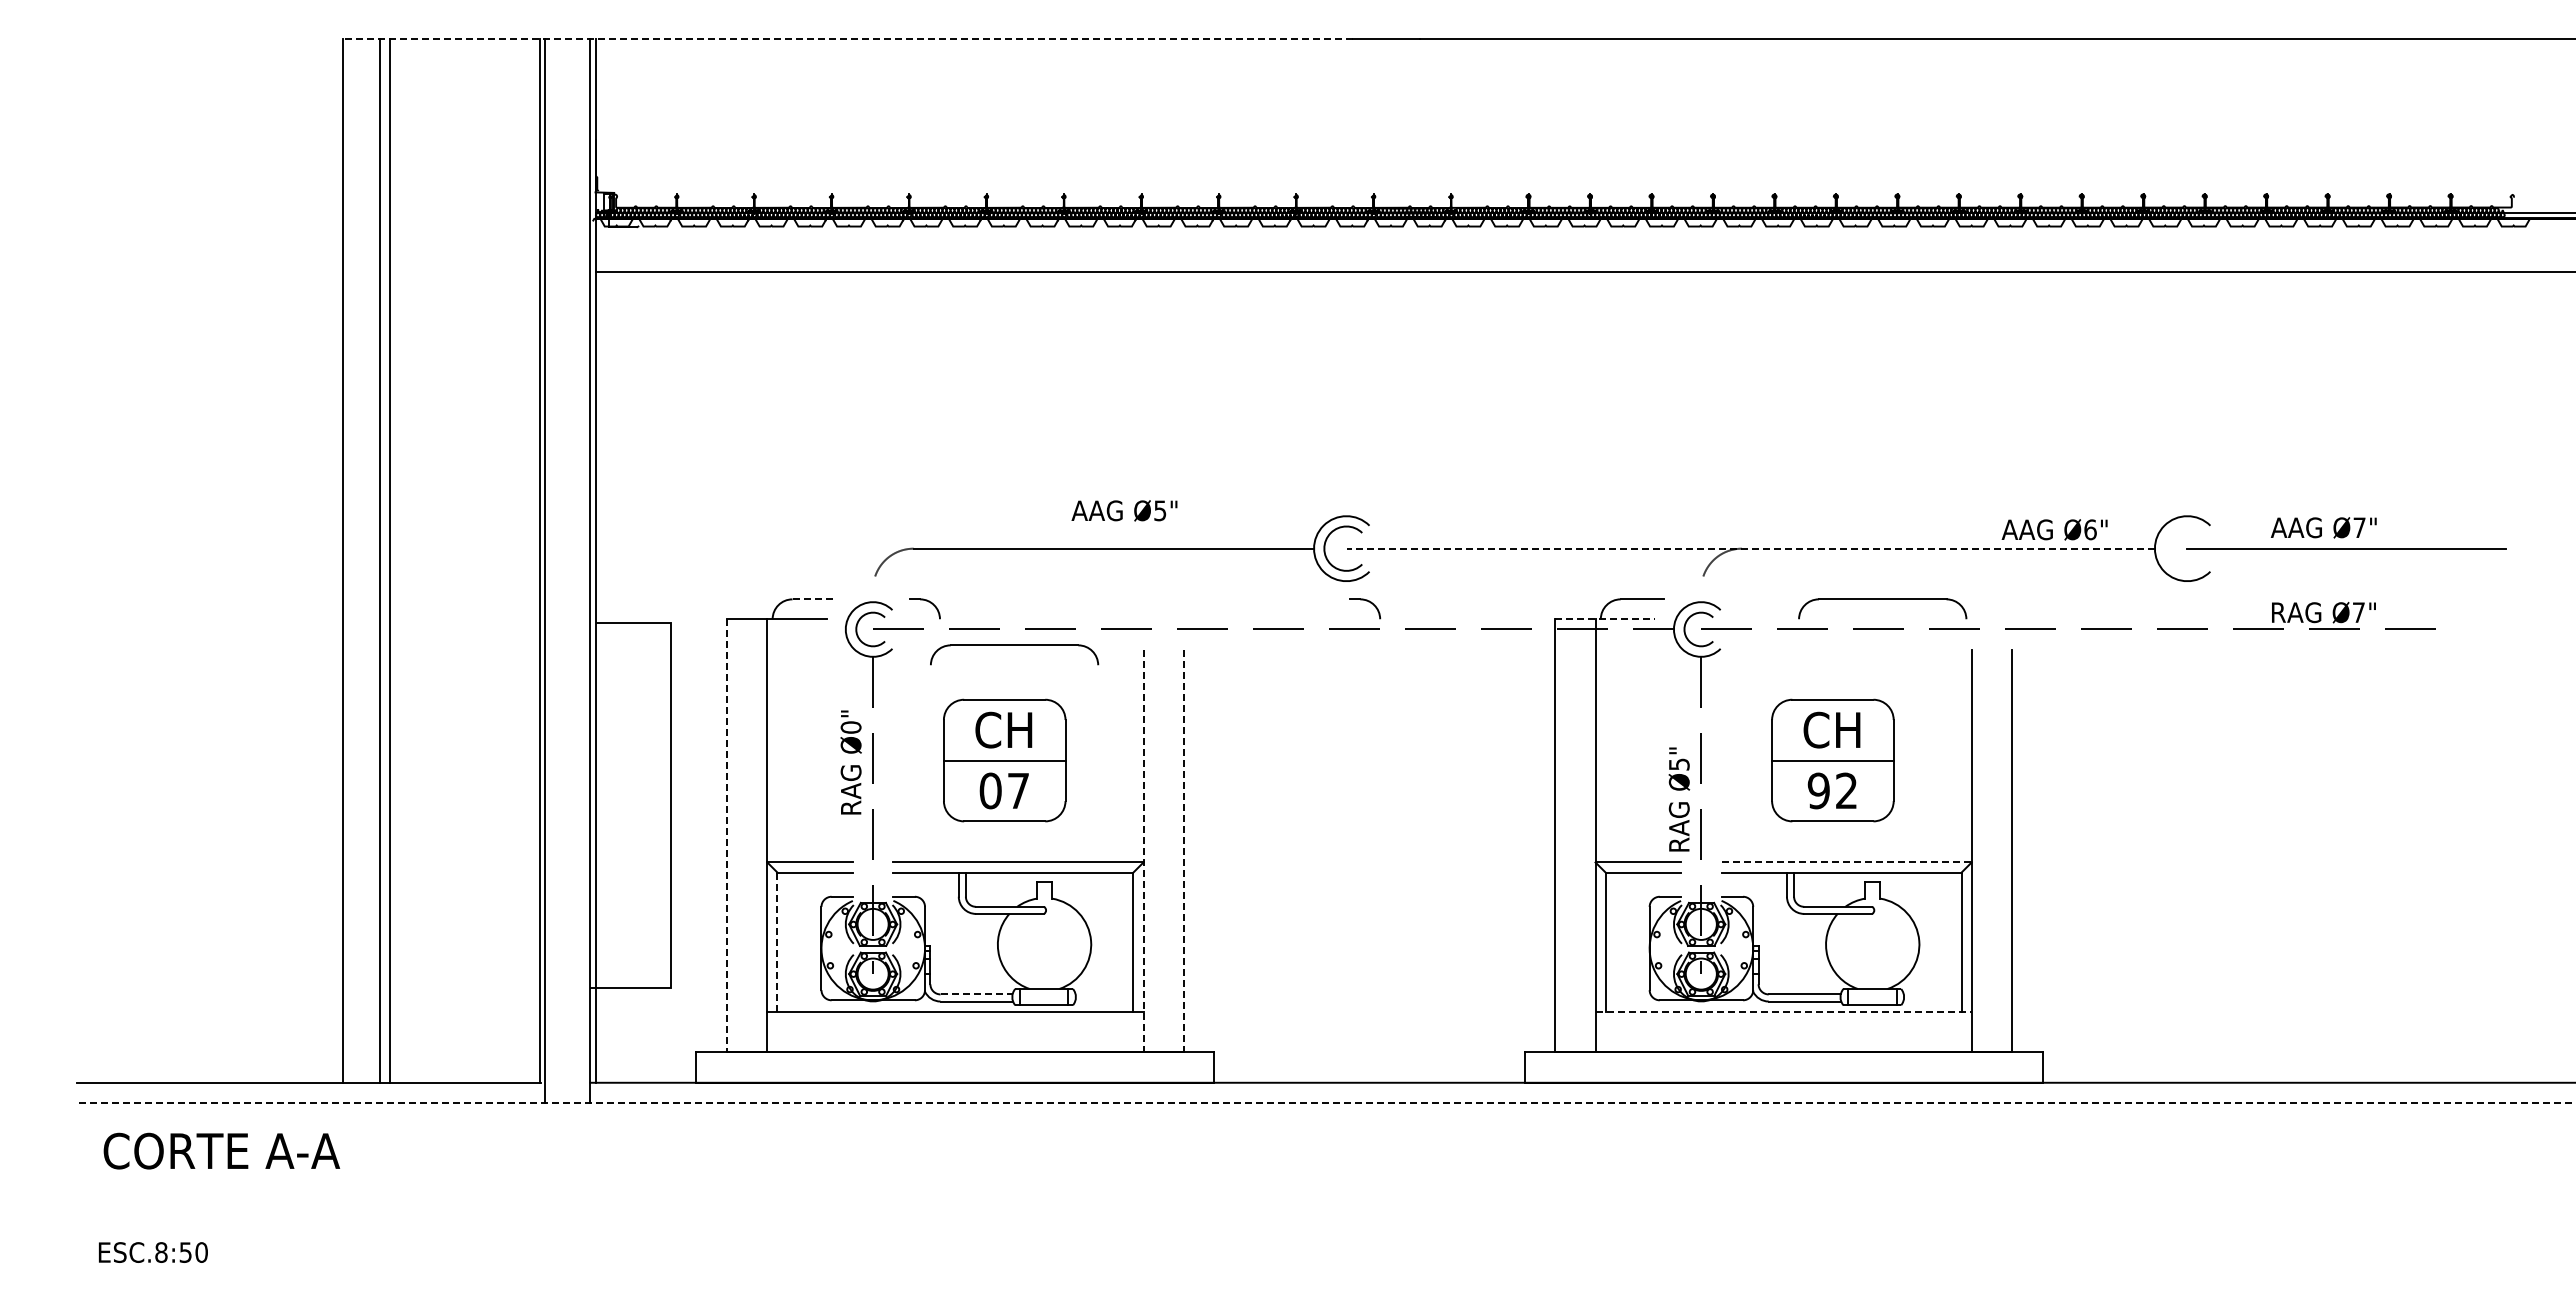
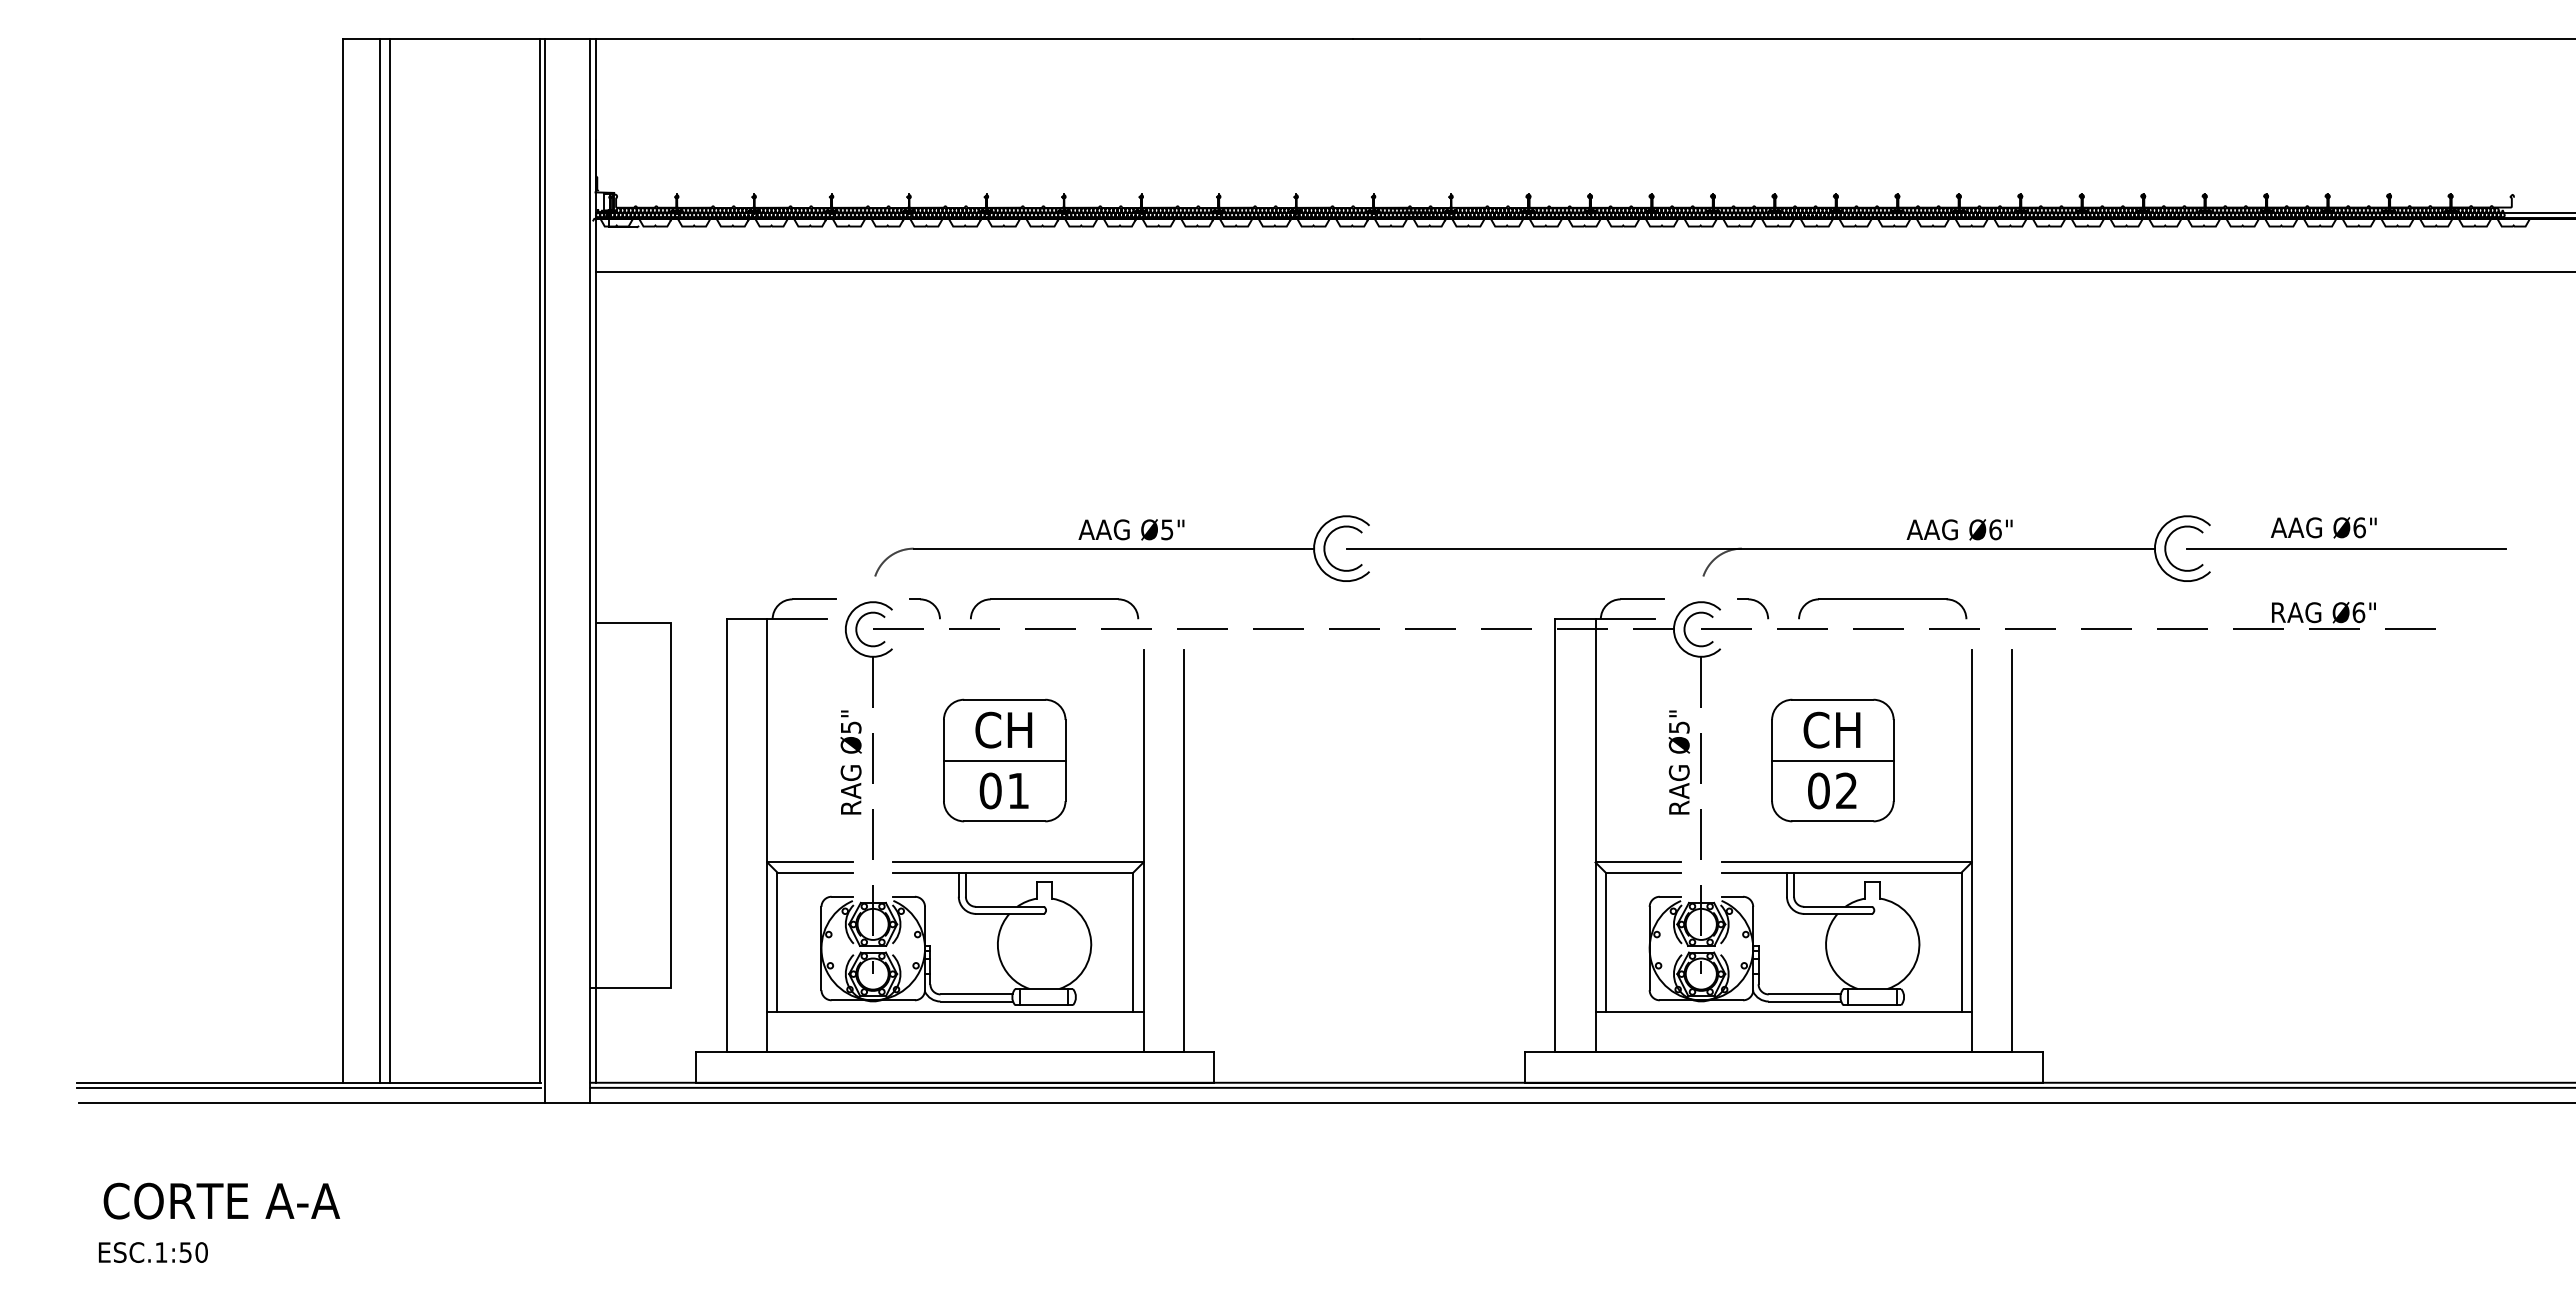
line: dashed -> solid (847, 38)
text position: (1124, 510) -> (1131, 529) (1131, 529)
text: Ø7" -> Ø6" (2359, 527)
text position: (2054, 529) -> (1959, 529) (1959, 529)
line: dashed -> solid (1750, 548)
arc: none -> present (2166, 548)
line: dashed -> solid (814, 599)
part position: (1368, 602) -> (1756, 602) (1756, 602)
text: Ø7" -> Ø6" (2358, 612)
line: dashed -> solid (1604, 619)
part position: (1014, 645) -> (1054, 599) (1054, 599)
text: Ø0" -> Ø5" (850, 727)
text: 07 -> 01 (1018, 790)
text: 92 -> 02 (1818, 790)
text position: (1679, 799) -> (1679, 762) (1679, 762)
line: dashed -> solid (726, 835)
line: dashed -> solid (1143, 851)
line: dashed -> solid (1184, 851)
line: dashed -> solid (1847, 862)
line: dashed -> solid (777, 942)
line: dashed -> solid (977, 994)
line: dashed -> solid (1784, 1011)
line: none -> present (309, 1087)
line: none -> present (1581, 1087)
line: dashed -> solid (1327, 1103)
text position: (221, 1150) -> (221, 1200) (221, 1200)
text: ESC.8:50 -> ESC.1:50 (161, 1252)
